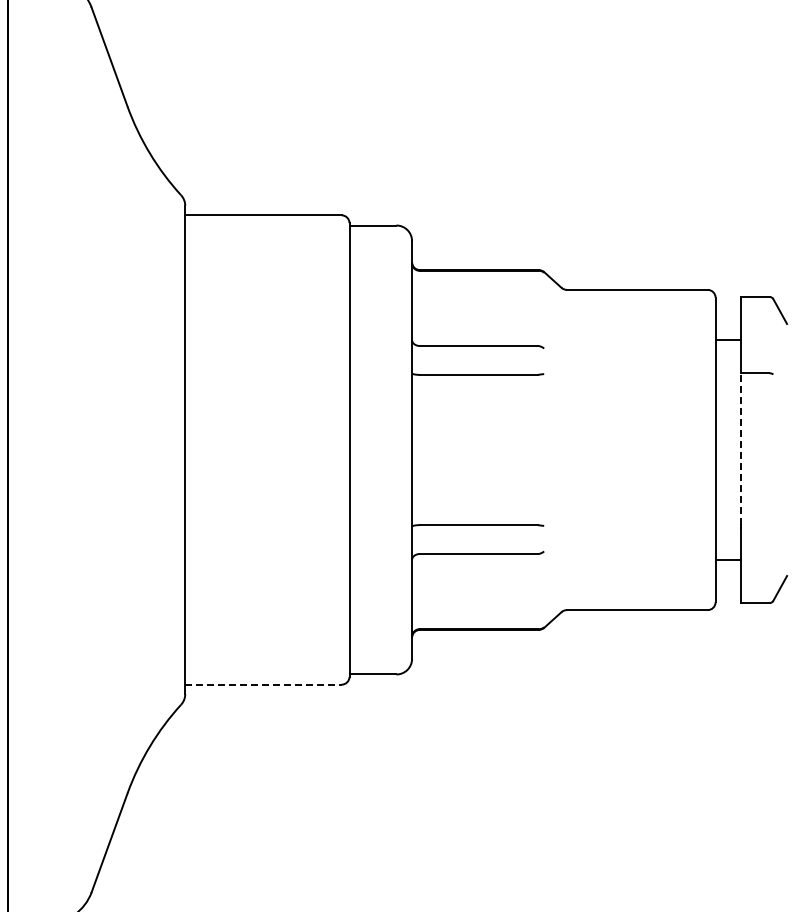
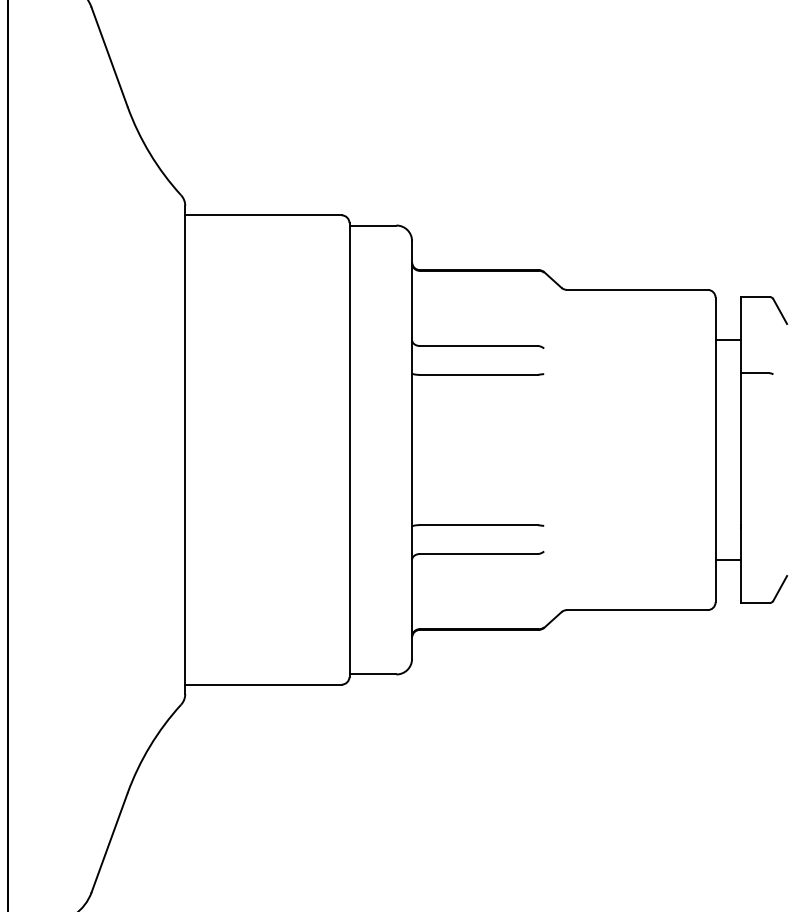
line: dashed -> solid (740, 448)
line: dashed -> solid (263, 684)
